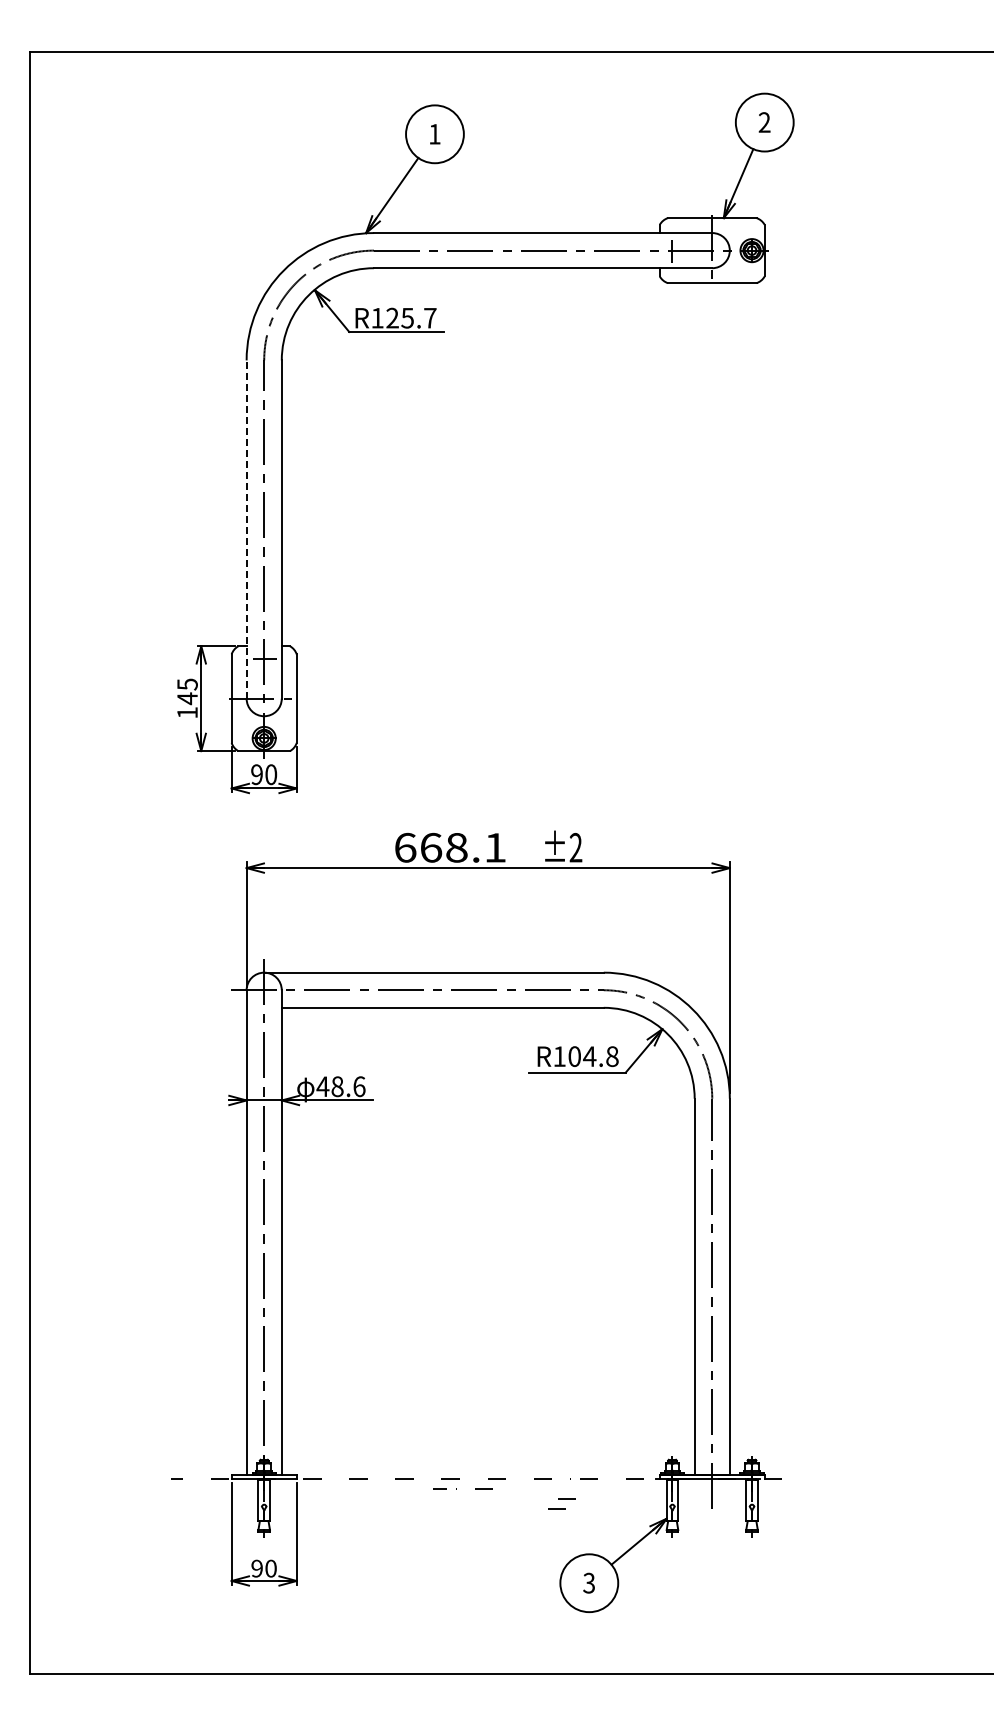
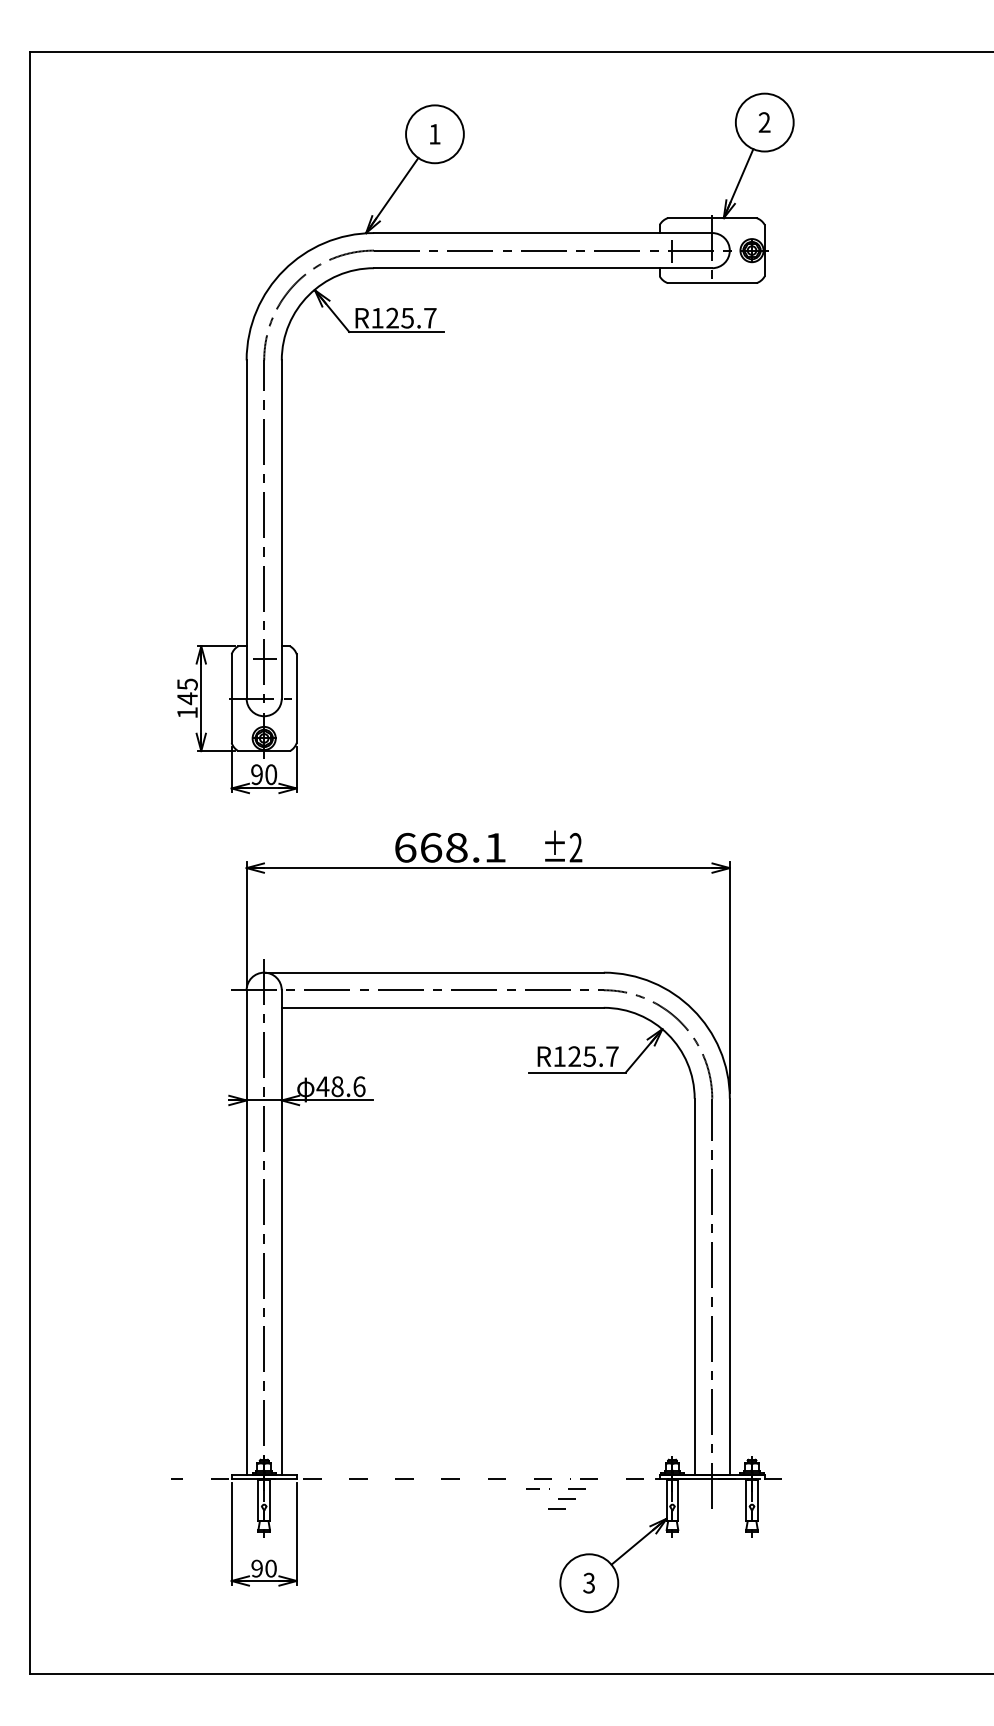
line: dashed -> solid (246, 529)
text: R104.8 -> R125.7 (593, 1056)
line position: (456, 1488) -> (549, 1488) (549, 1488)
